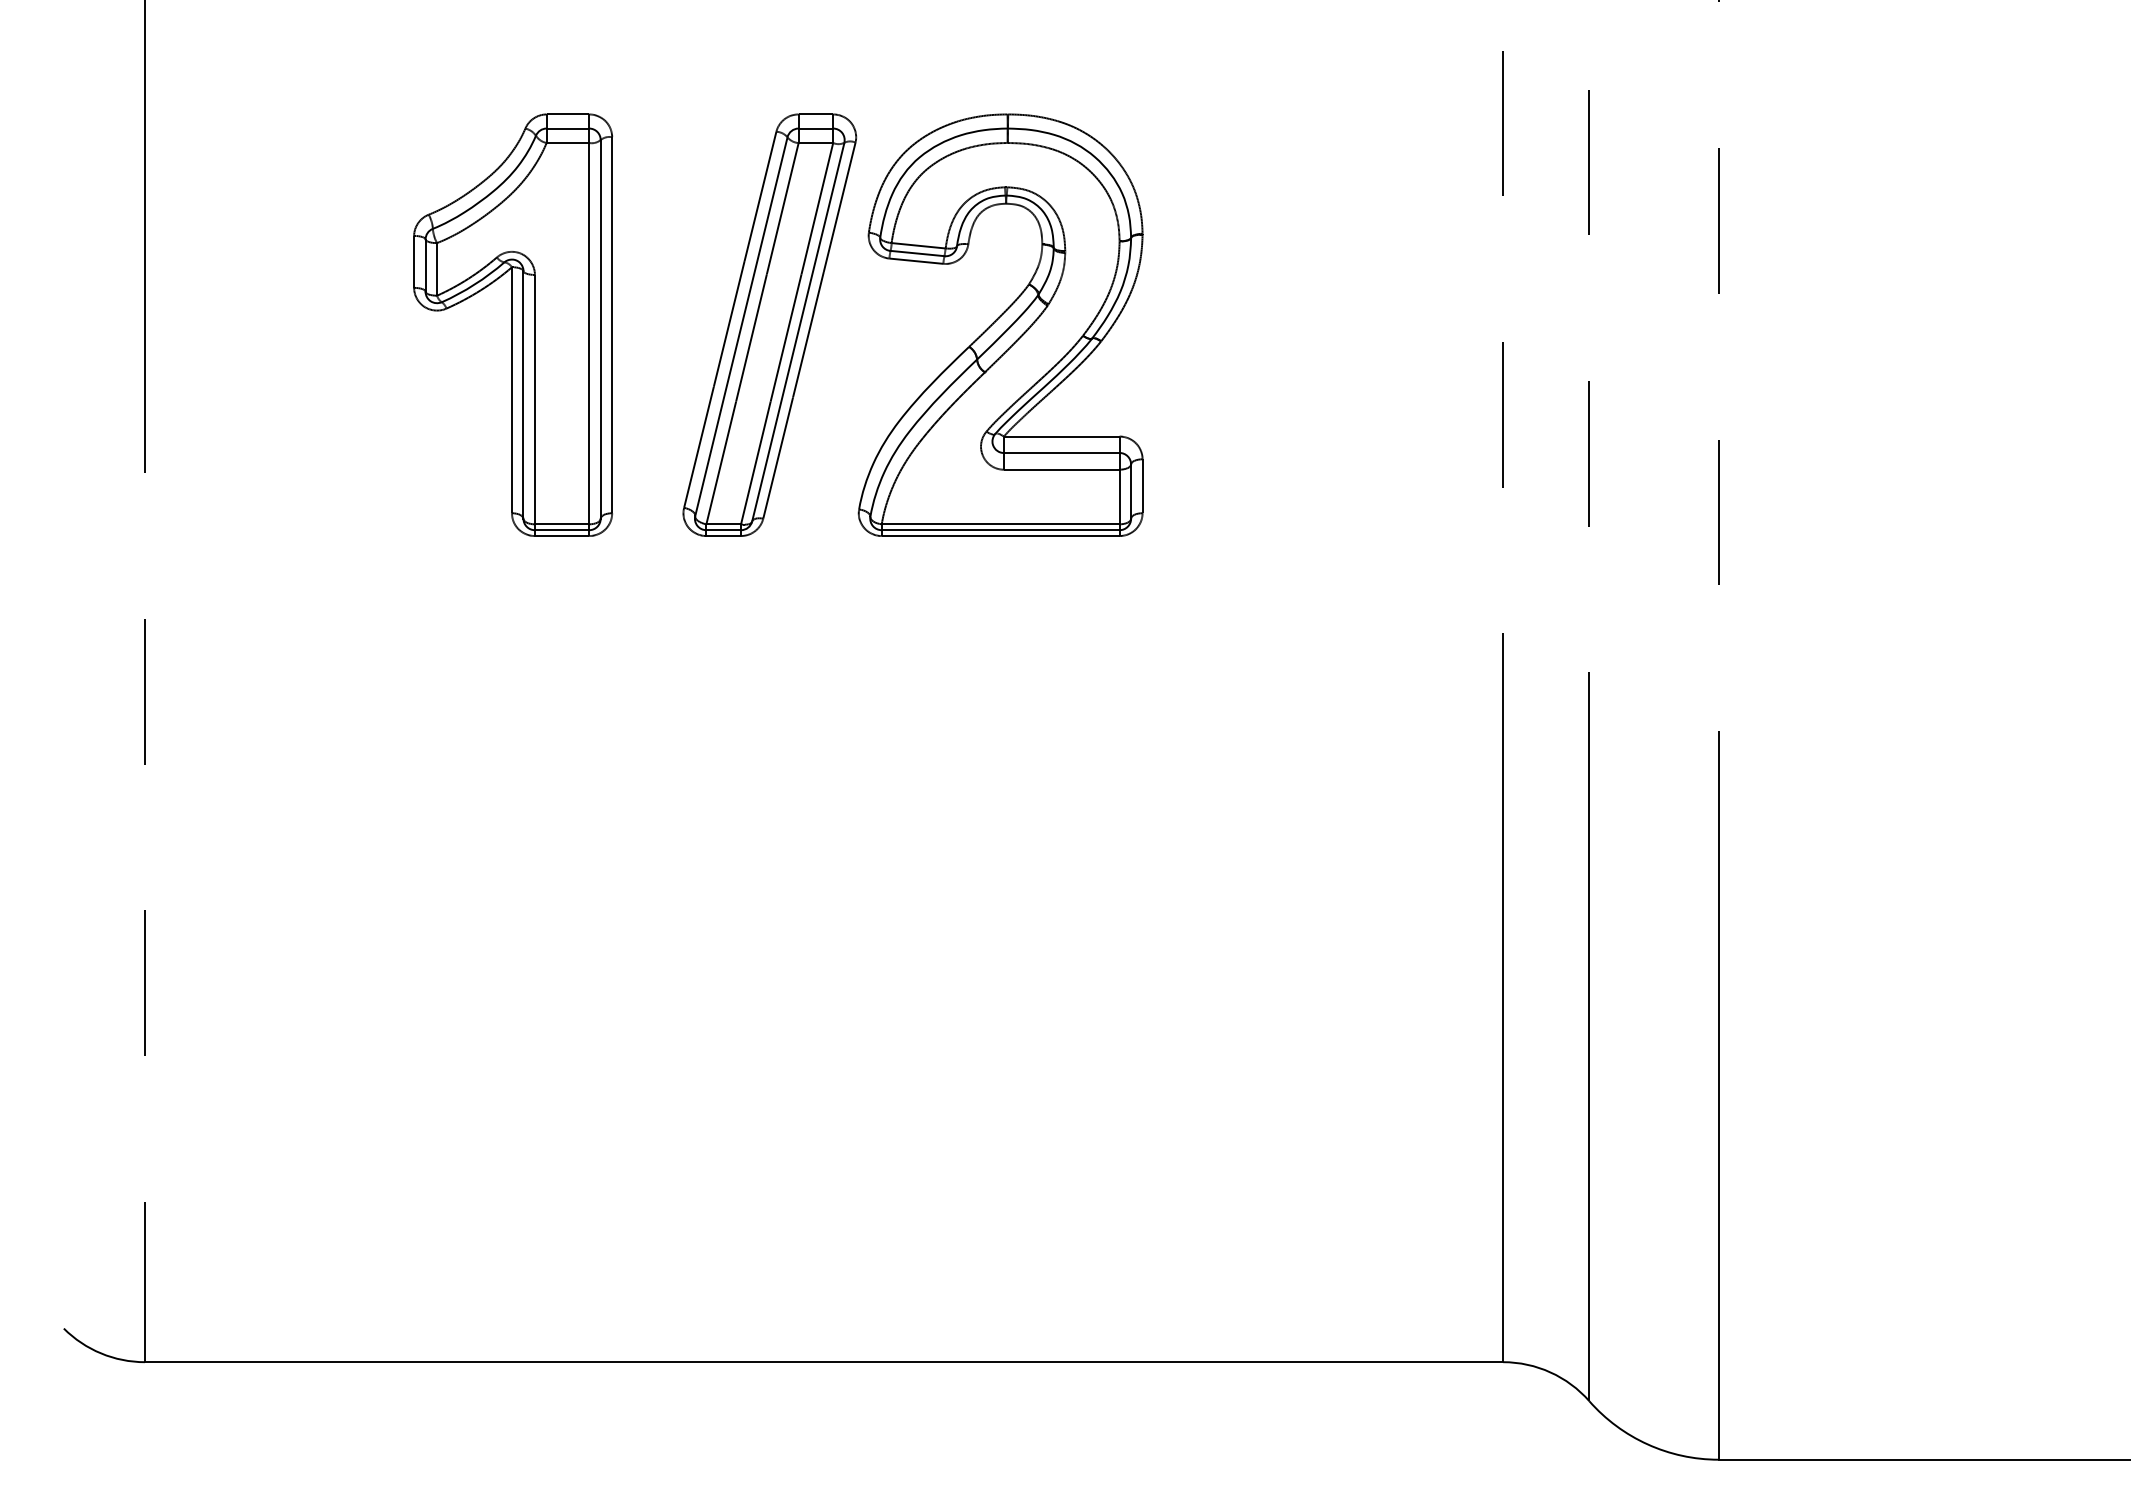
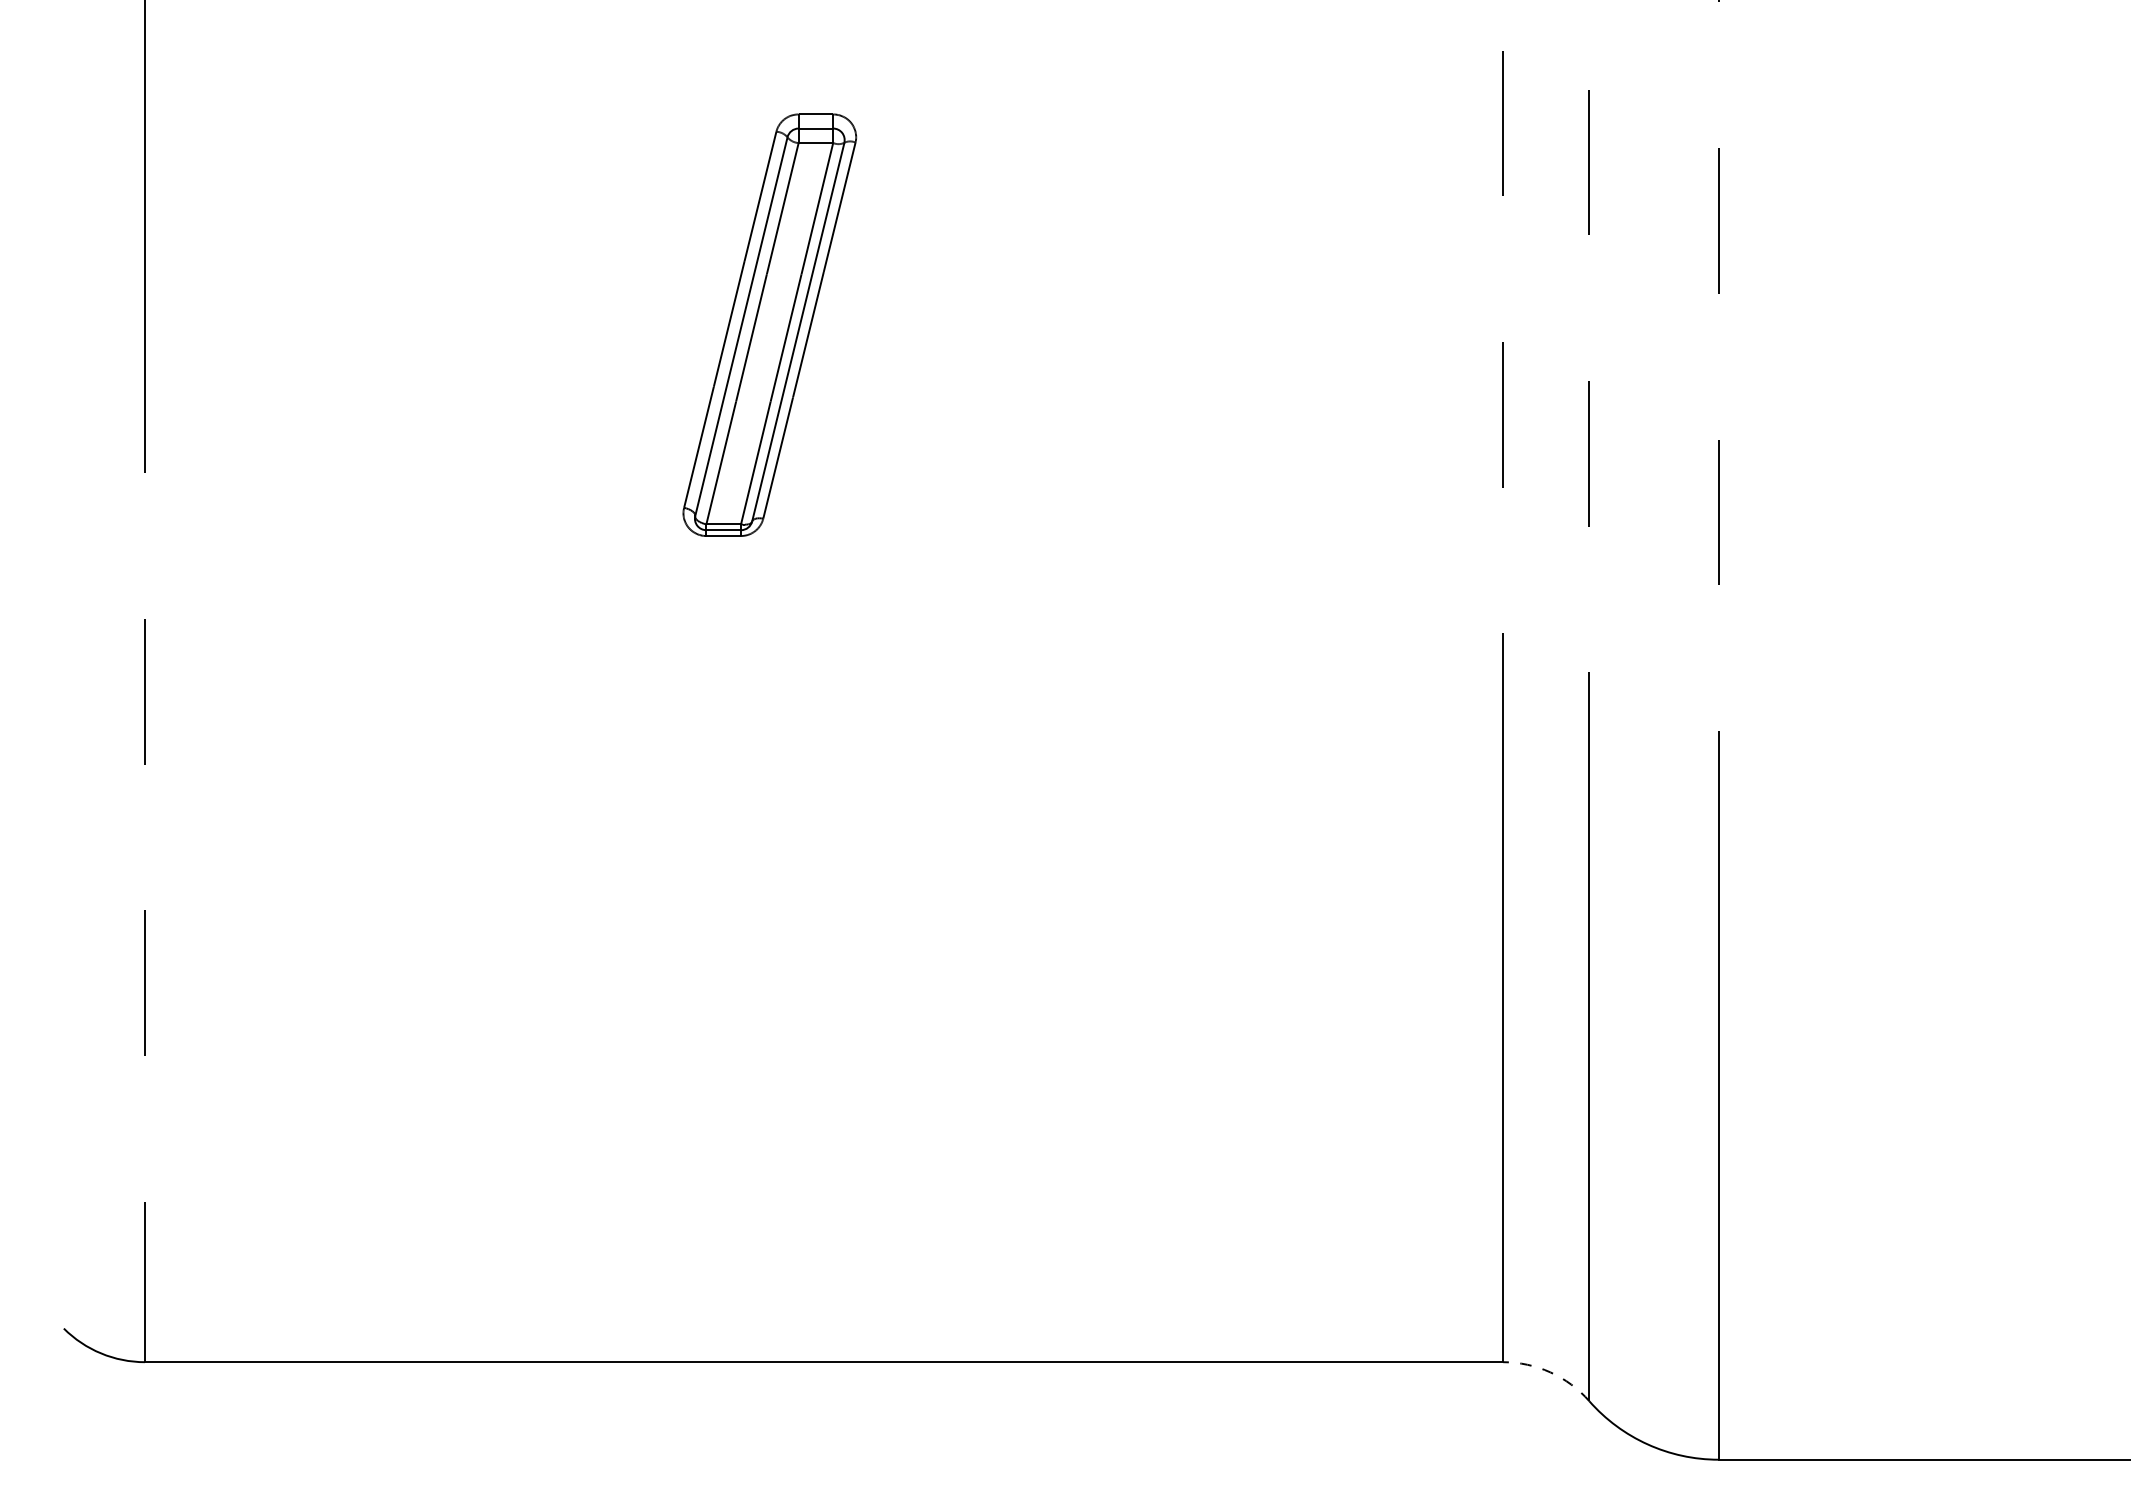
part: present -> none (513, 324)
part: present -> none (1000, 324)
arc: solid -> dashed (1550, 1372)
